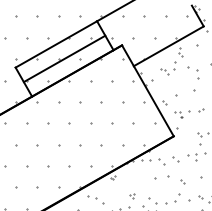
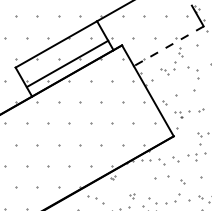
line: solid -> dashed (168, 46)
line position: (64, 58) -> (67, 63) (67, 63)
